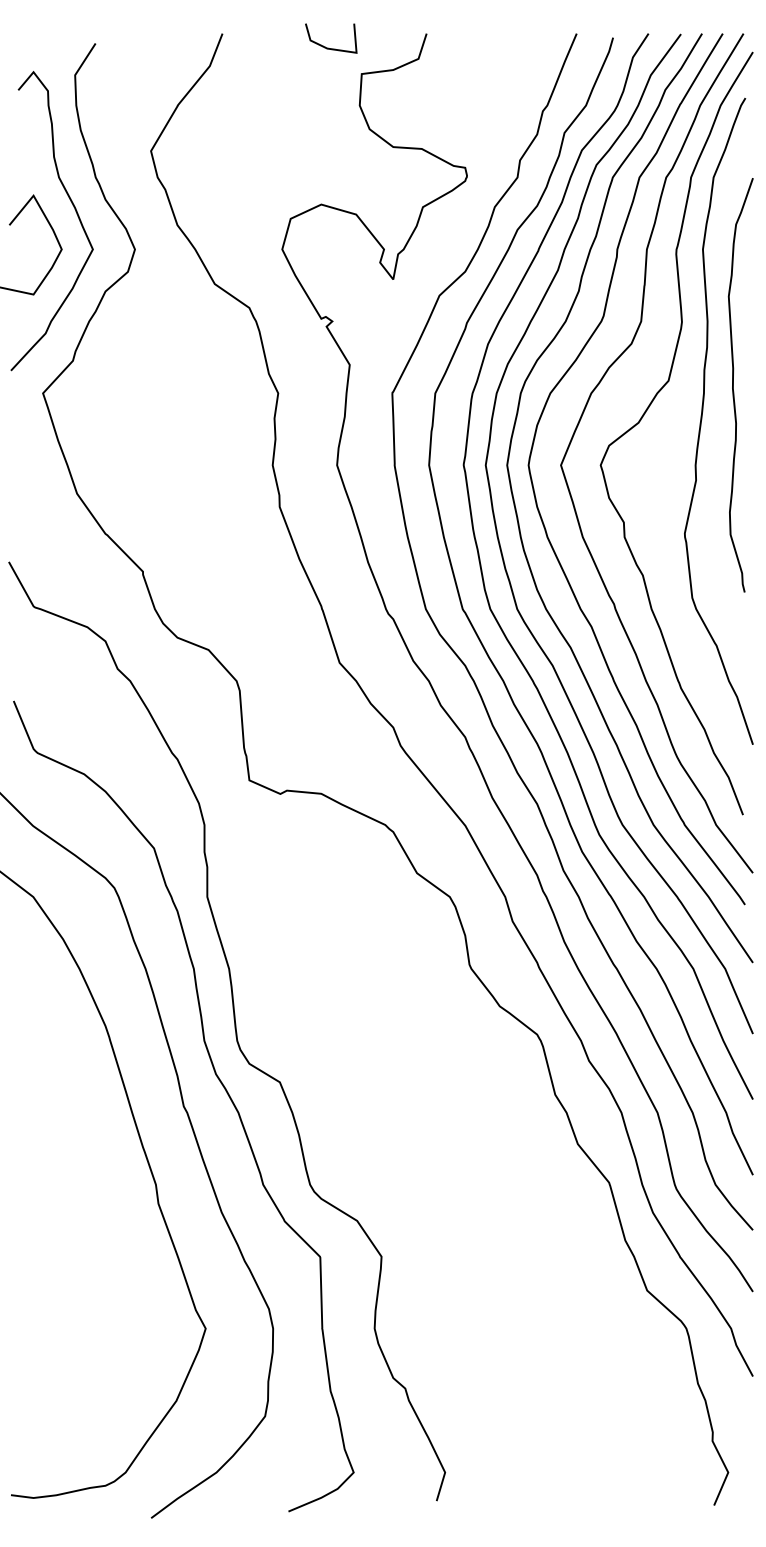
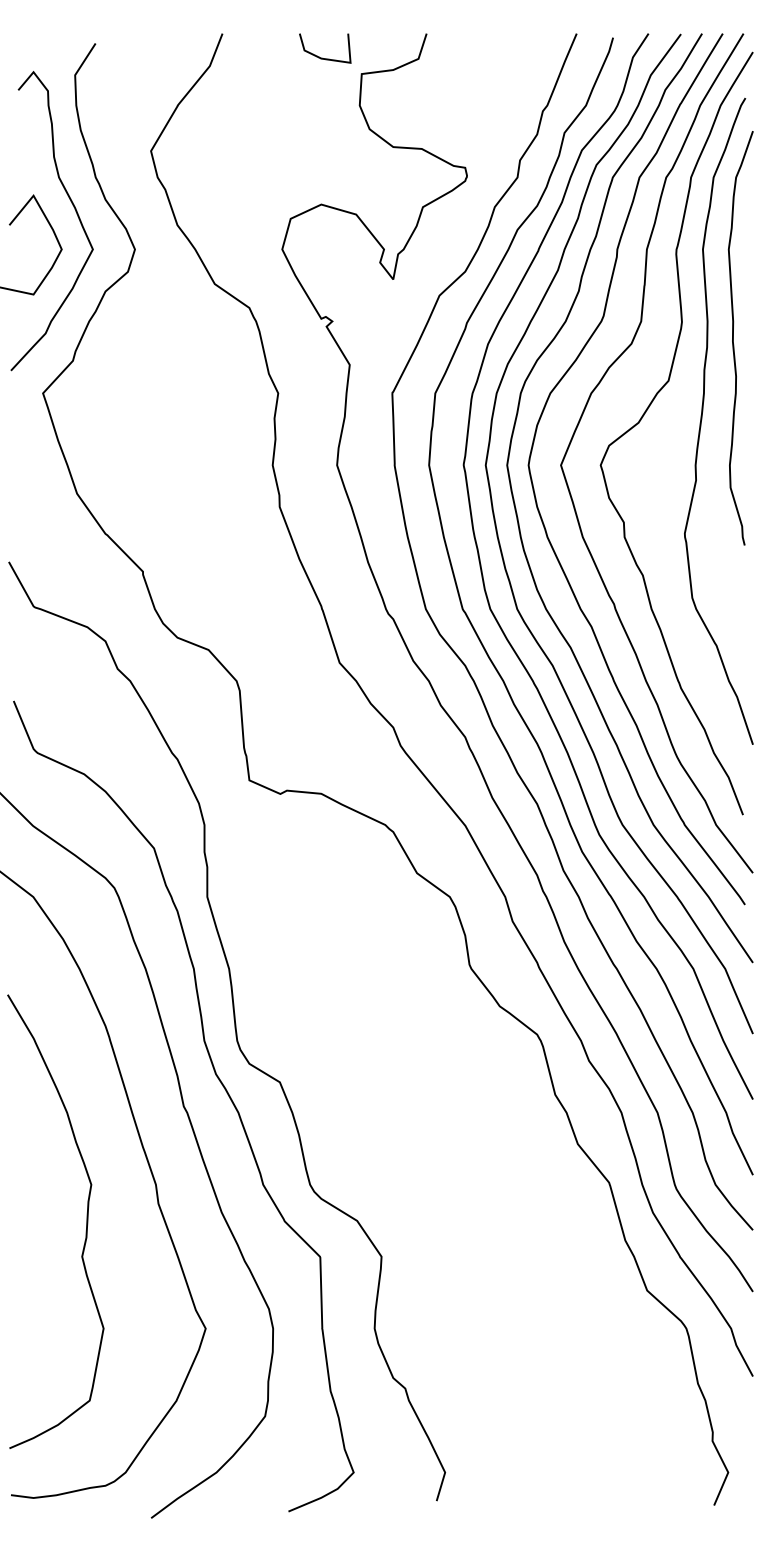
line position: (328, 47) -> (322, 57) (322, 57)
curve position: (733, 385) -> (733, 338) (733, 338)
curve: none -> present (86, 1221)
